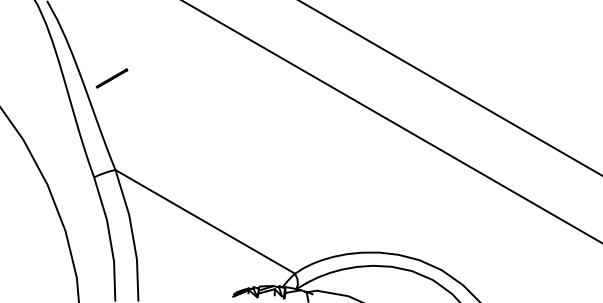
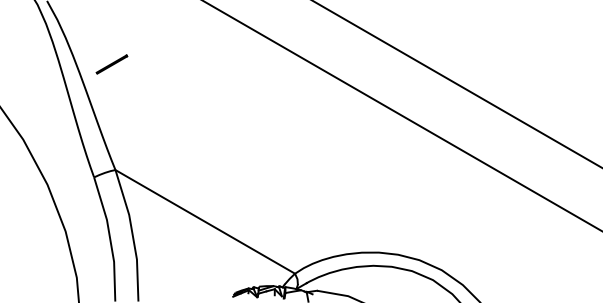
line position: (111, 78) -> (111, 64) (111, 64)
line position: (450, 88) -> (456, 84) (456, 84)
line position: (392, 121) -> (402, 115) (402, 115)
